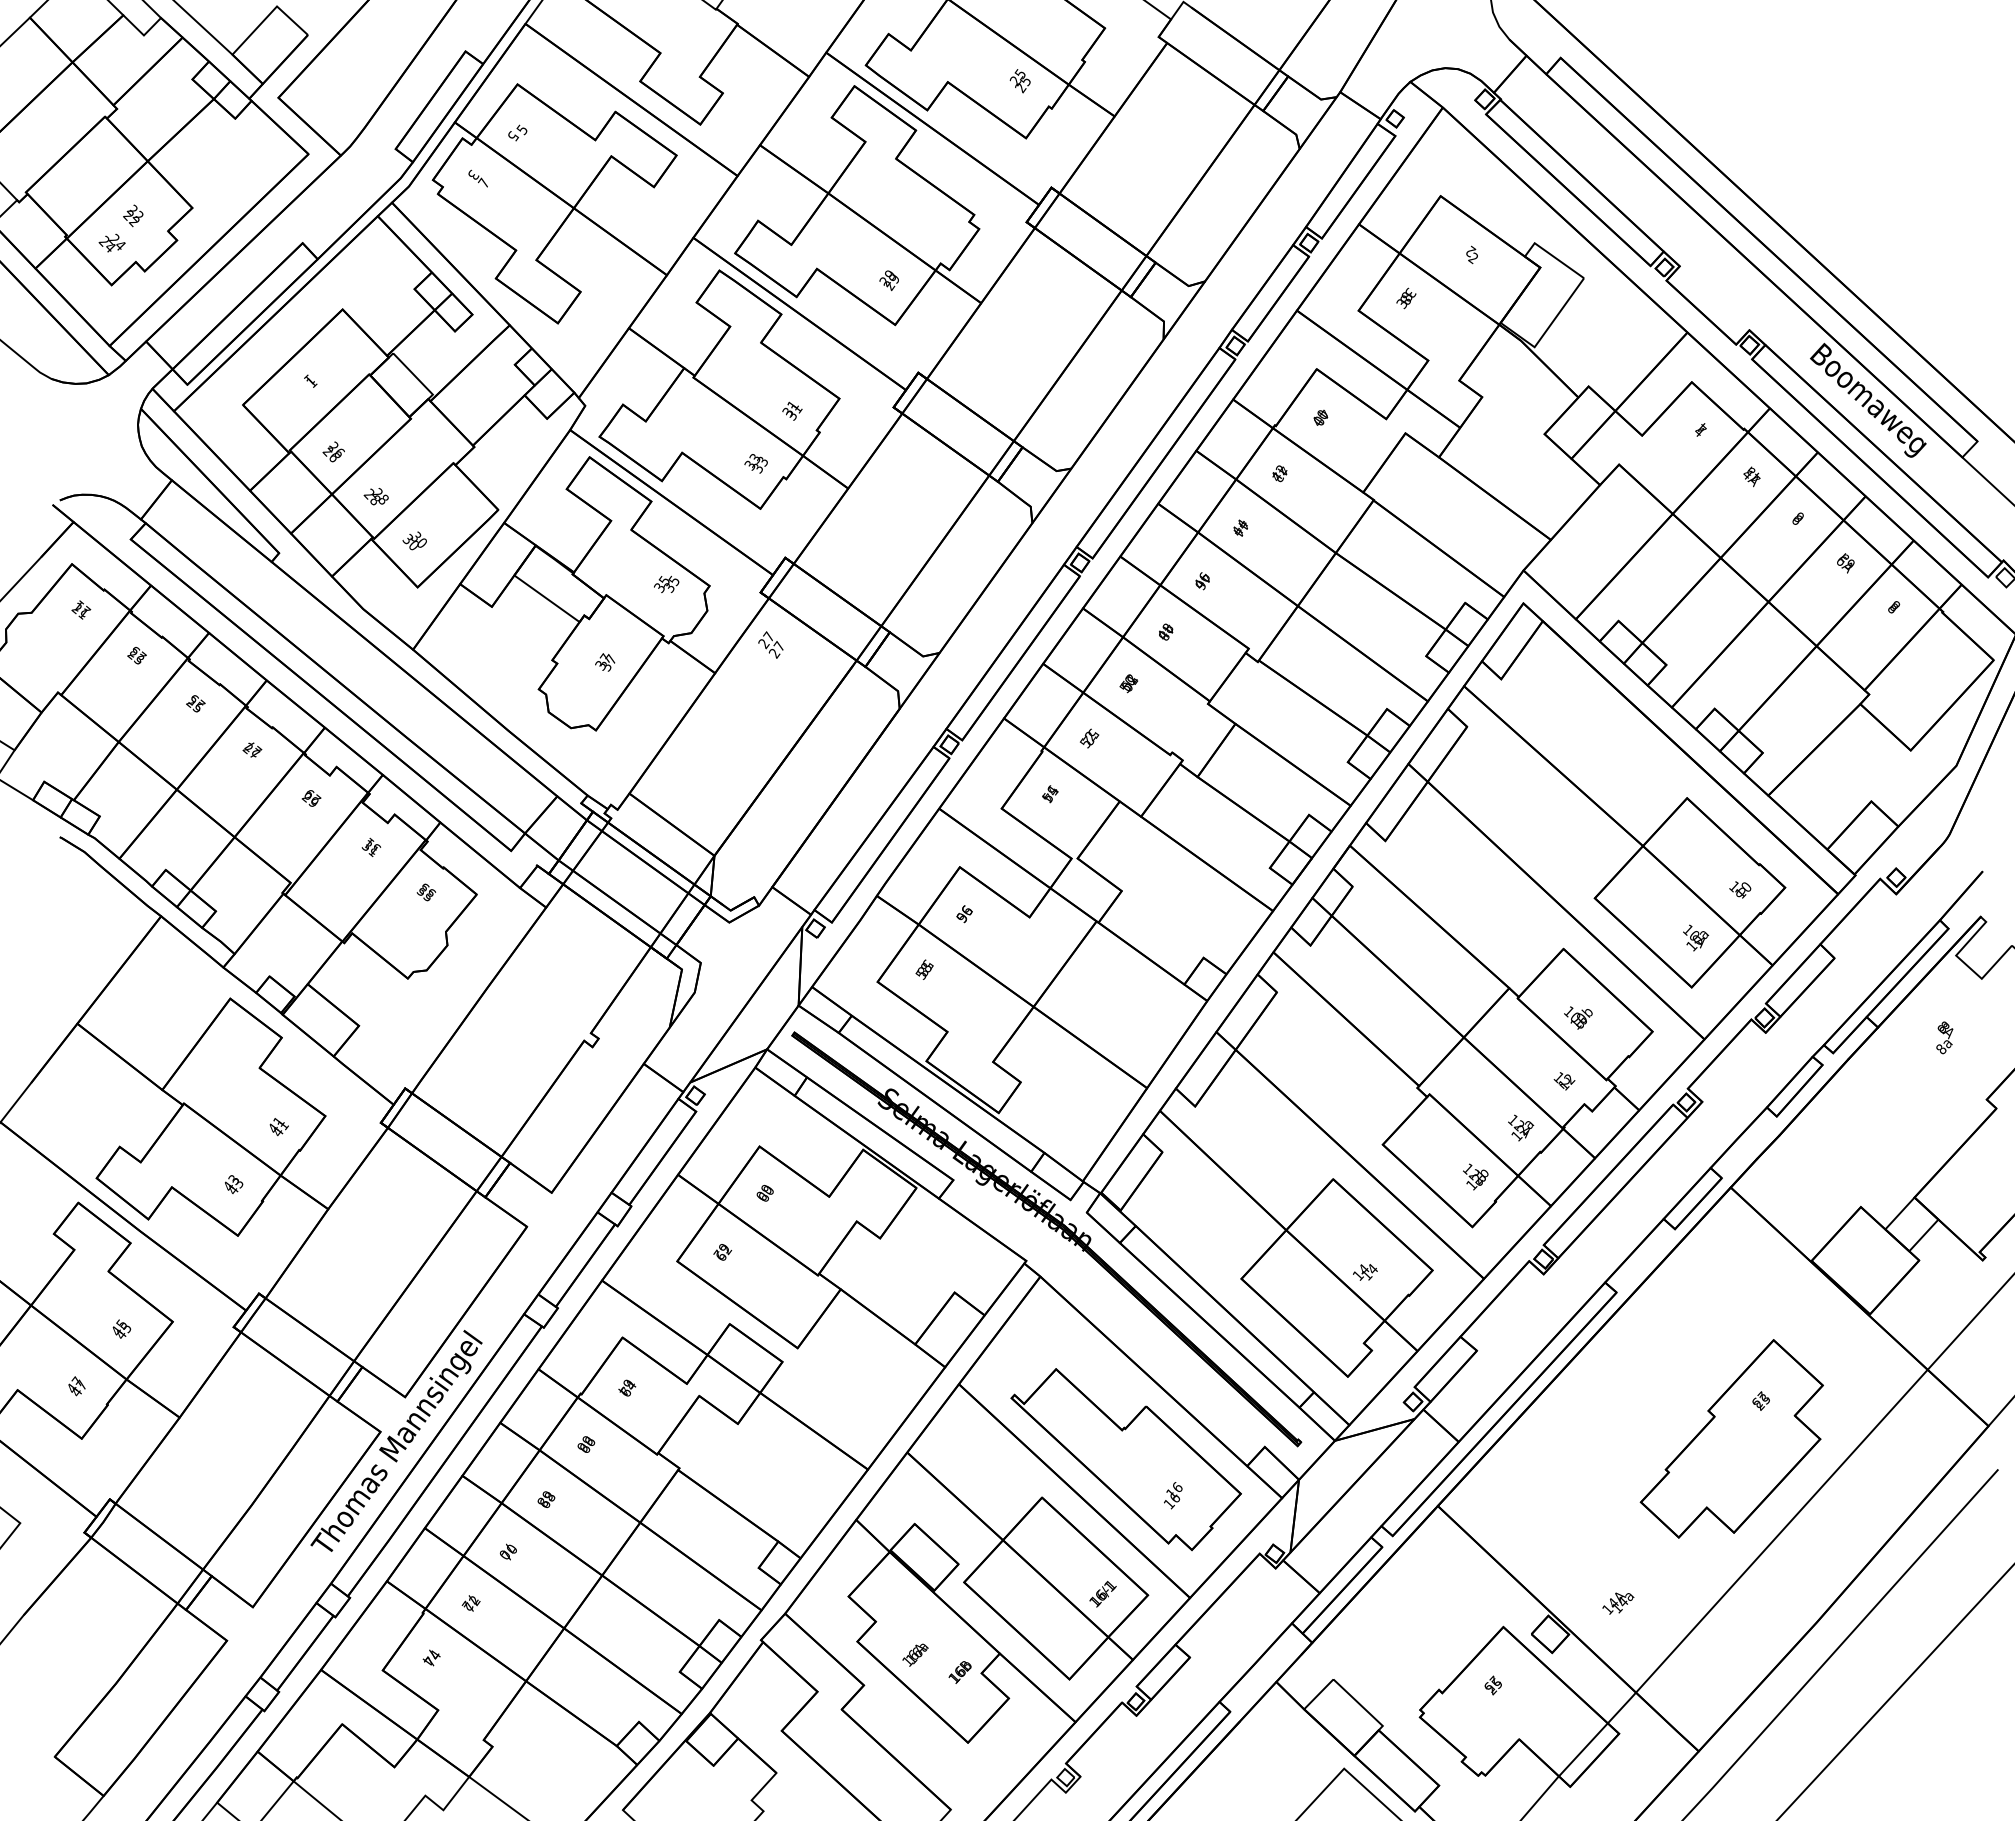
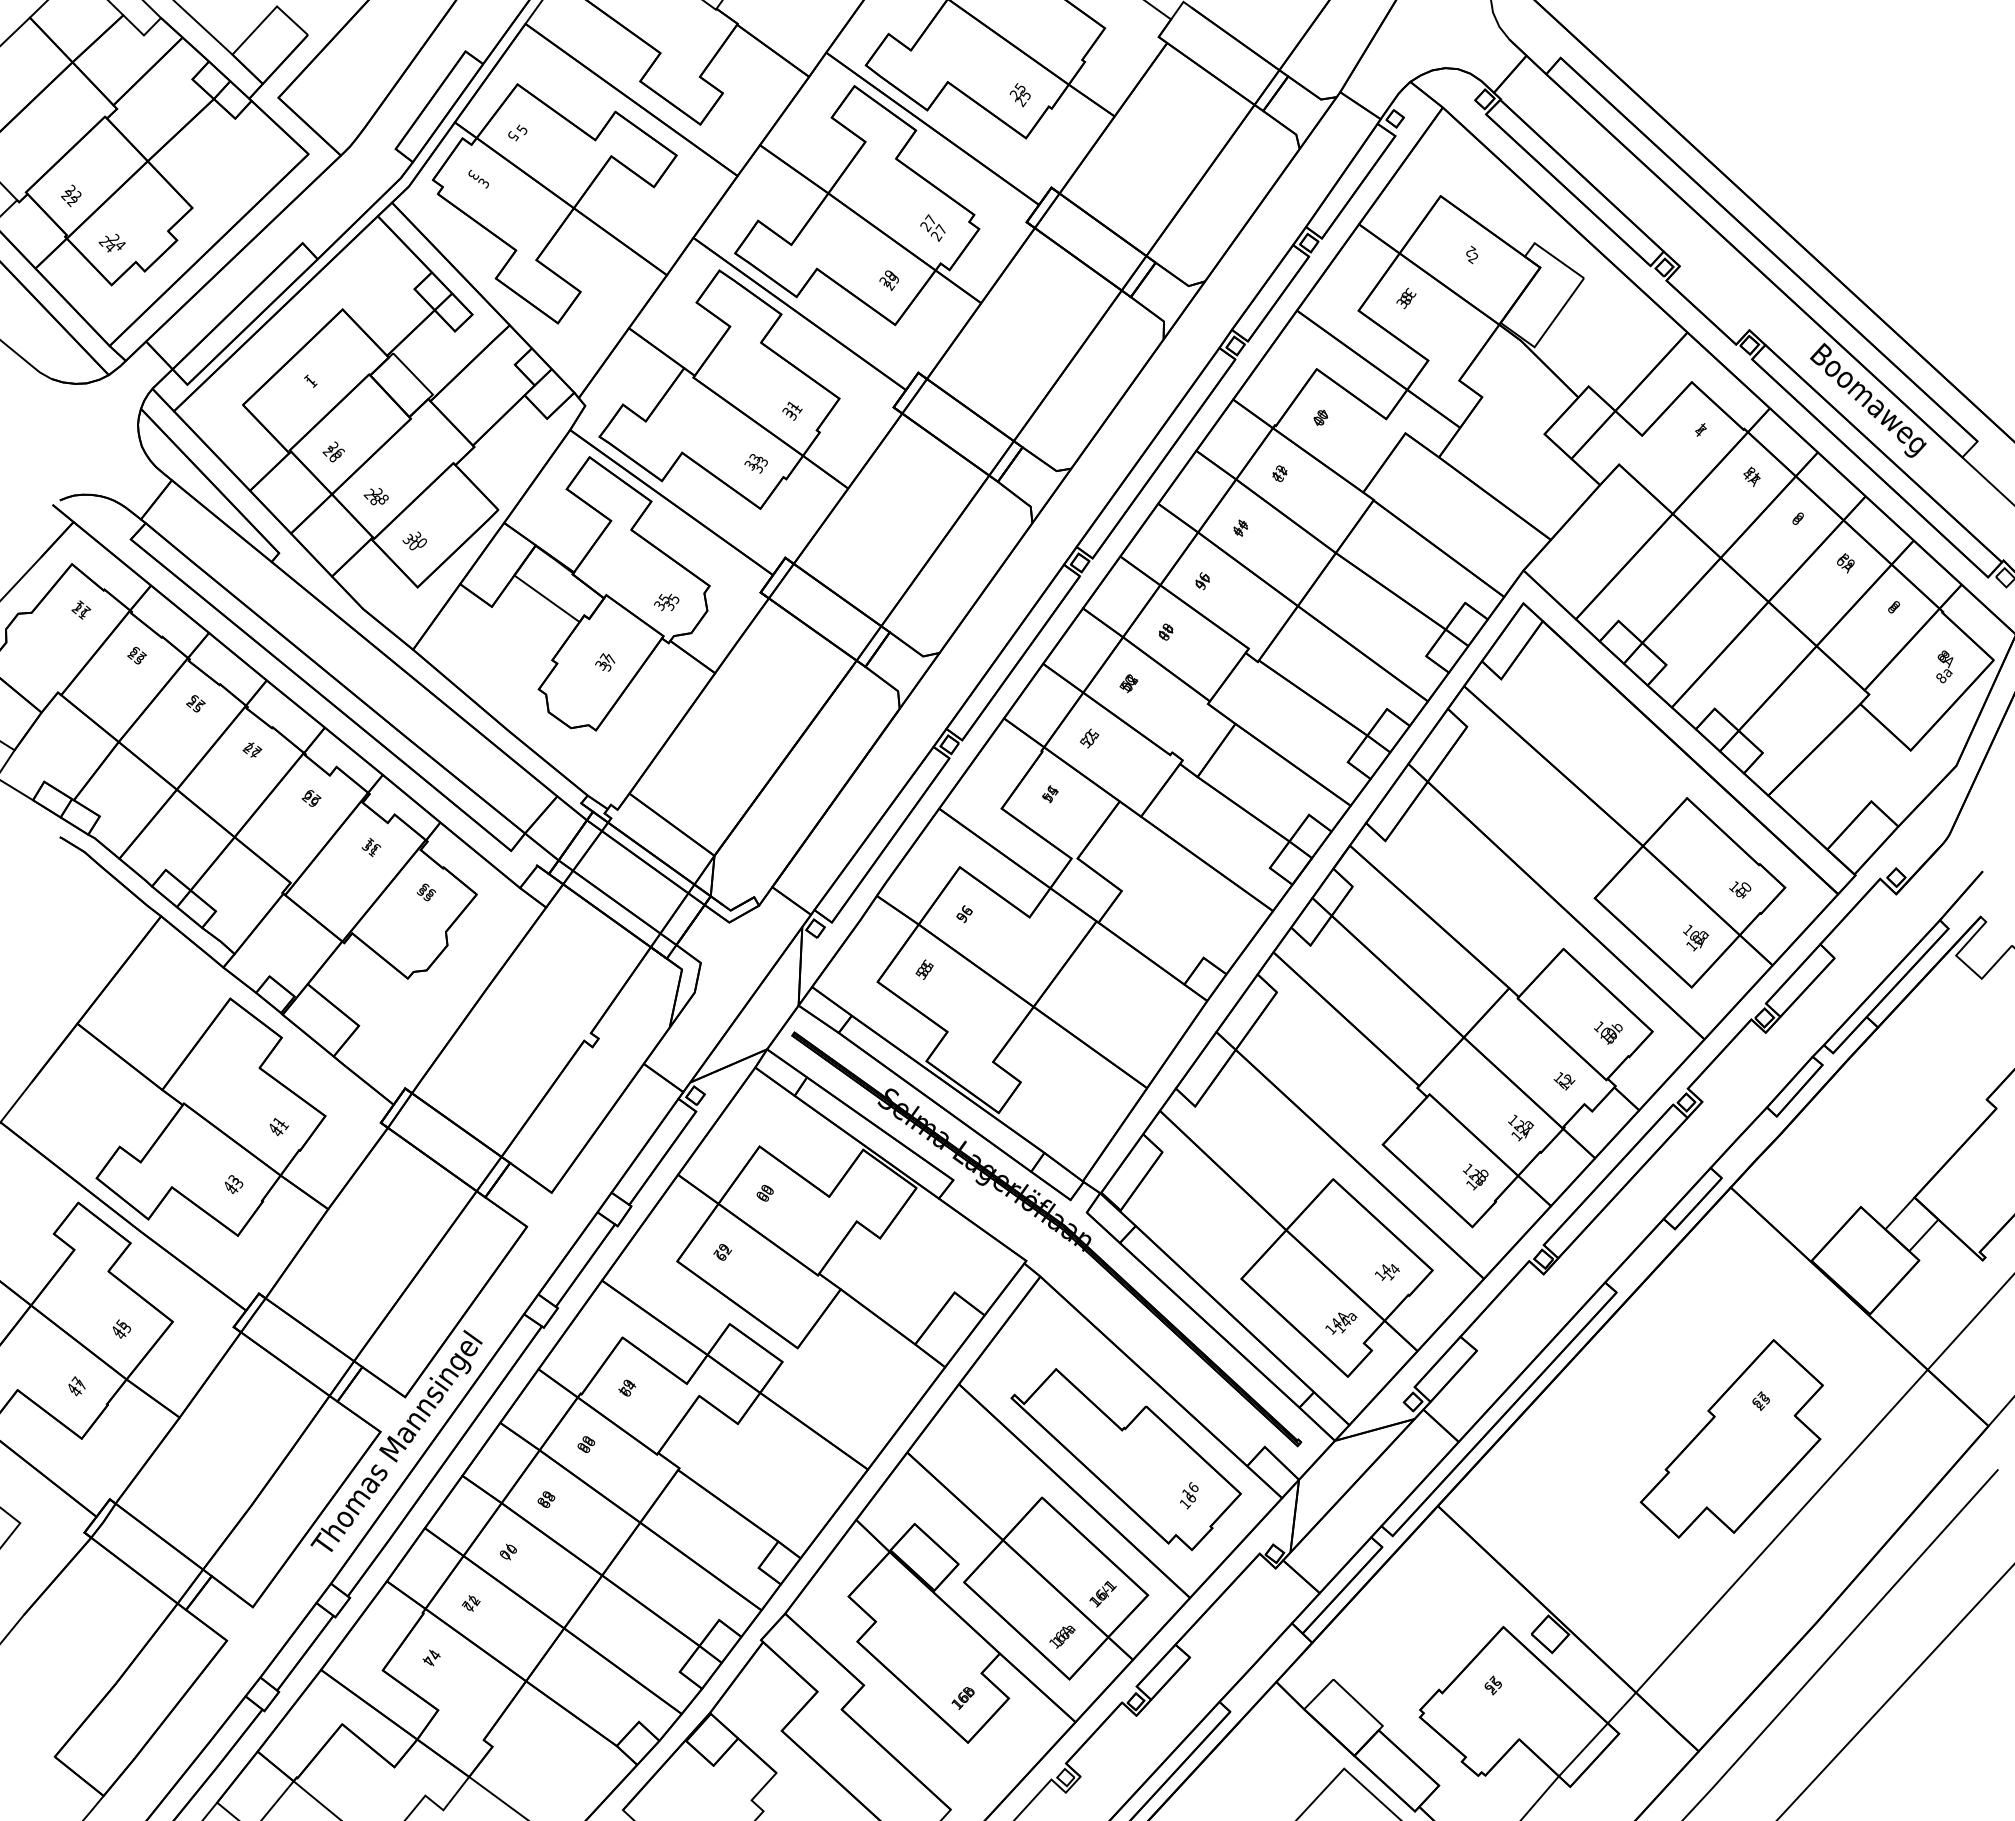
text position: (1019, 81) -> (1019, 95) (1019, 95)
text: 7 -> 3 (482, 182)
text position: (133, 215) -> (71, 195) (71, 195)
text position: (666, 584) -> (666, 602) (666, 602)
text position: (770, 644) -> (932, 227) (932, 227)
text position: (1578, 1017) -> (1608, 1032) (1608, 1032)
text position: (1944, 1037) -> (1944, 666) (1944, 666)
text position: (1365, 1272) -> (1387, 1272) (1387, 1272)
text position: (1173, 1495) -> (1189, 1495) (1189, 1495)
text position: (1618, 1603) -> (1341, 1323) (1341, 1323)
text position: (915, 1654) -> (1062, 1636) (1062, 1636)
text position: (959, 1672) -> (962, 1698) (962, 1698)
